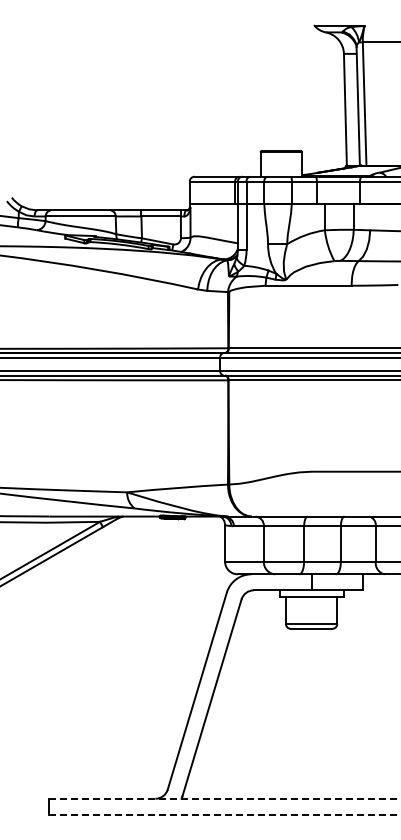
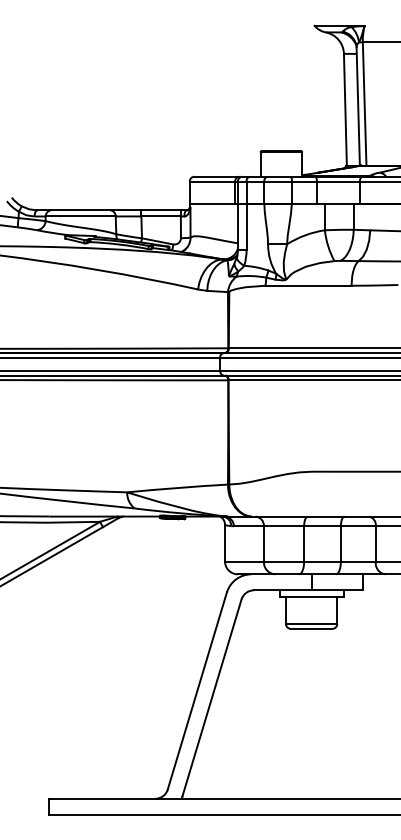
line: dashed -> solid (224, 798)
line: dashed -> solid (224, 814)
